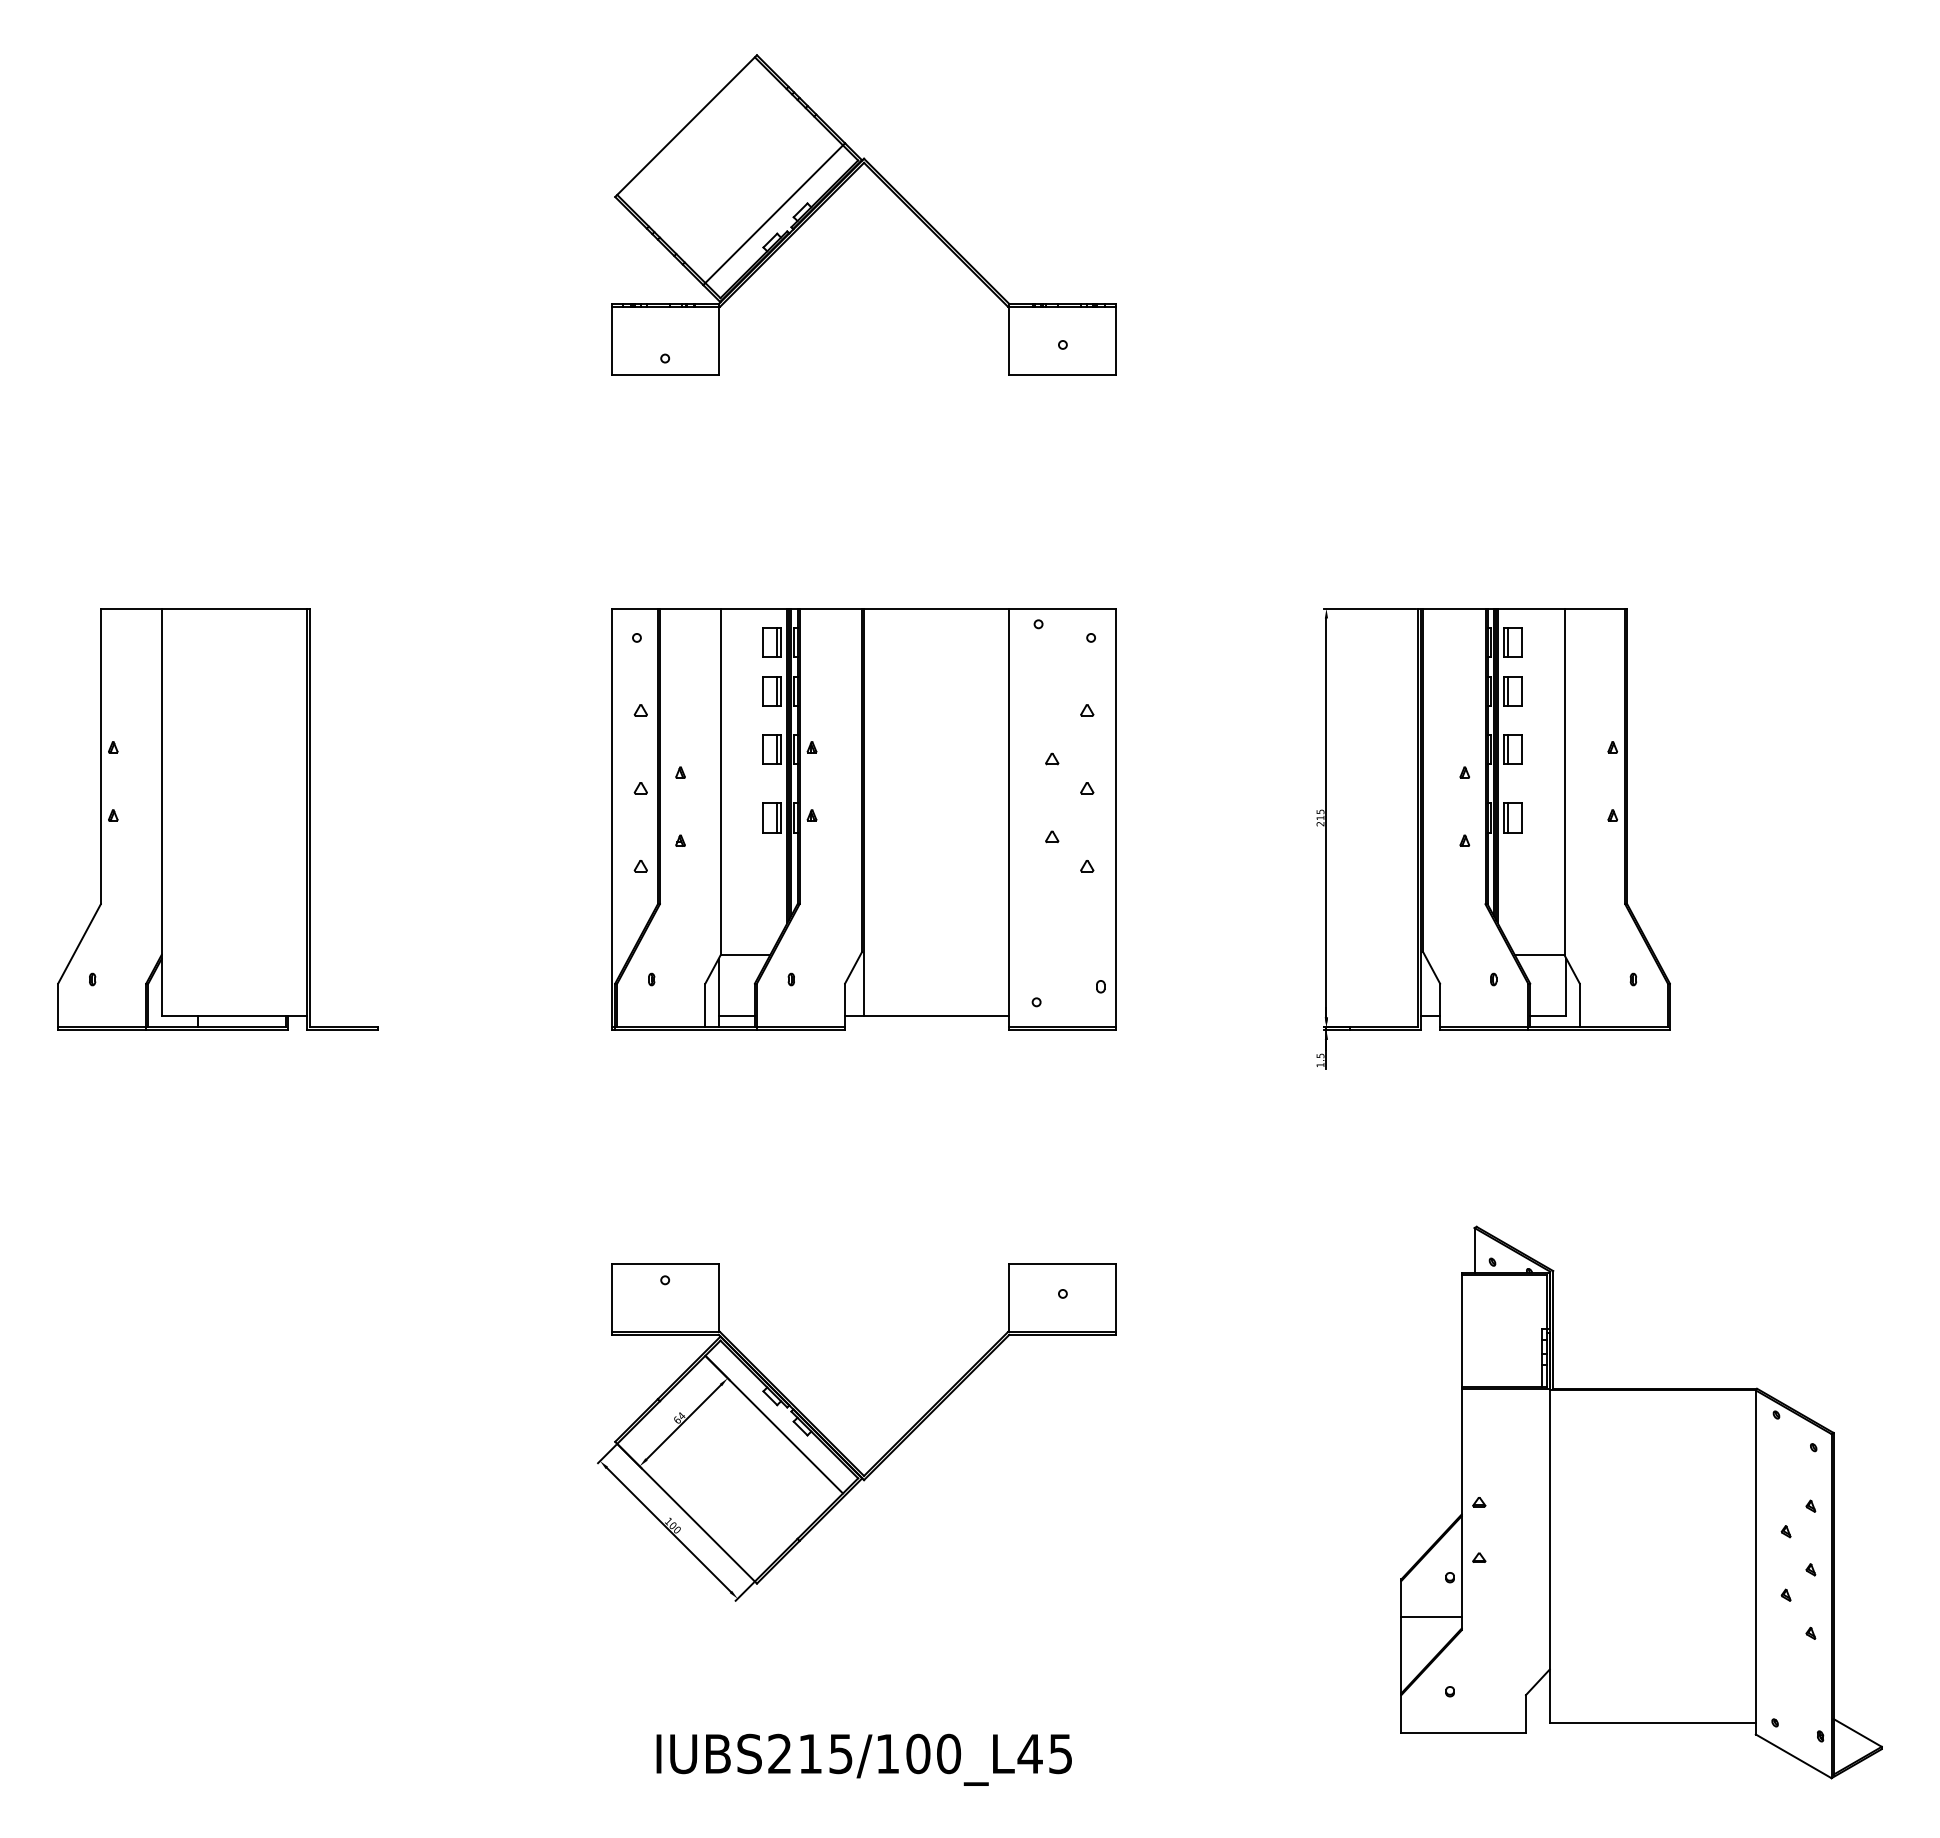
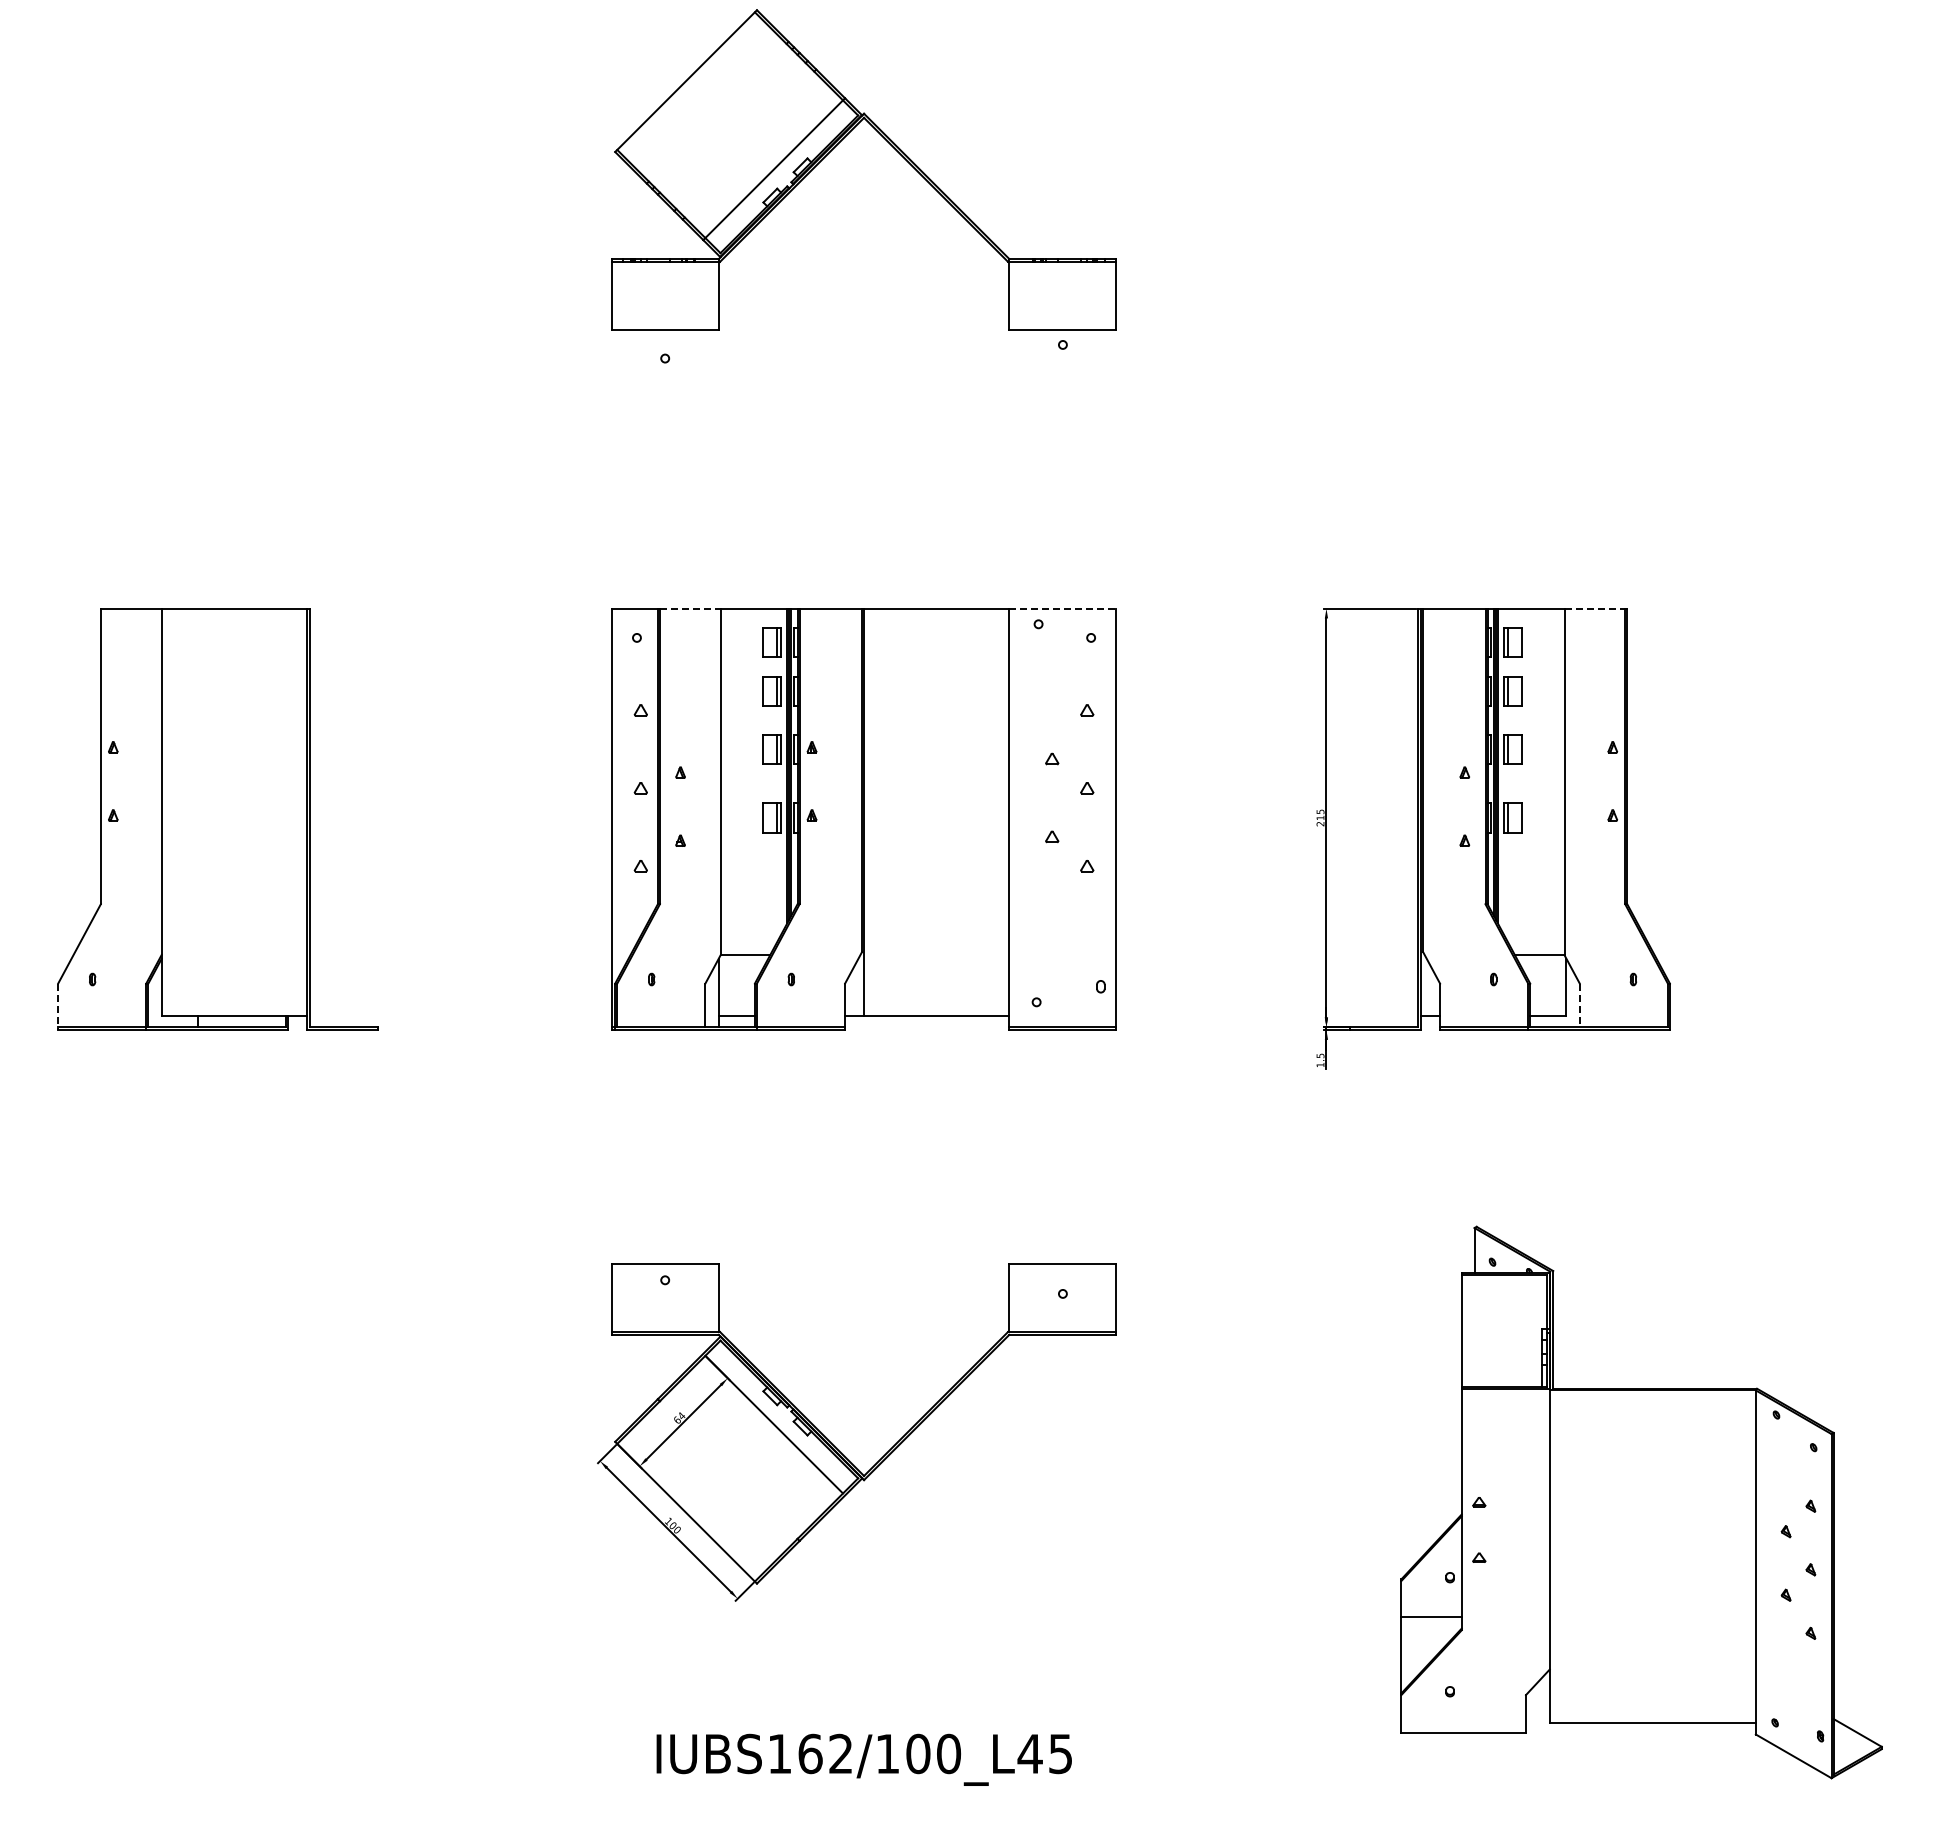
part position: (838, 189) -> (838, 144) (838, 144)
line: solid -> dashed (690, 608)
line: solid -> dashed (1062, 608)
line: solid -> dashed (1595, 608)
line: solid -> dashed (1579, 1005)
line: solid -> dashed (58, 1007)
text: IUBS215/100_L45 -> IUBS162/100_L45 (810, 1753)
